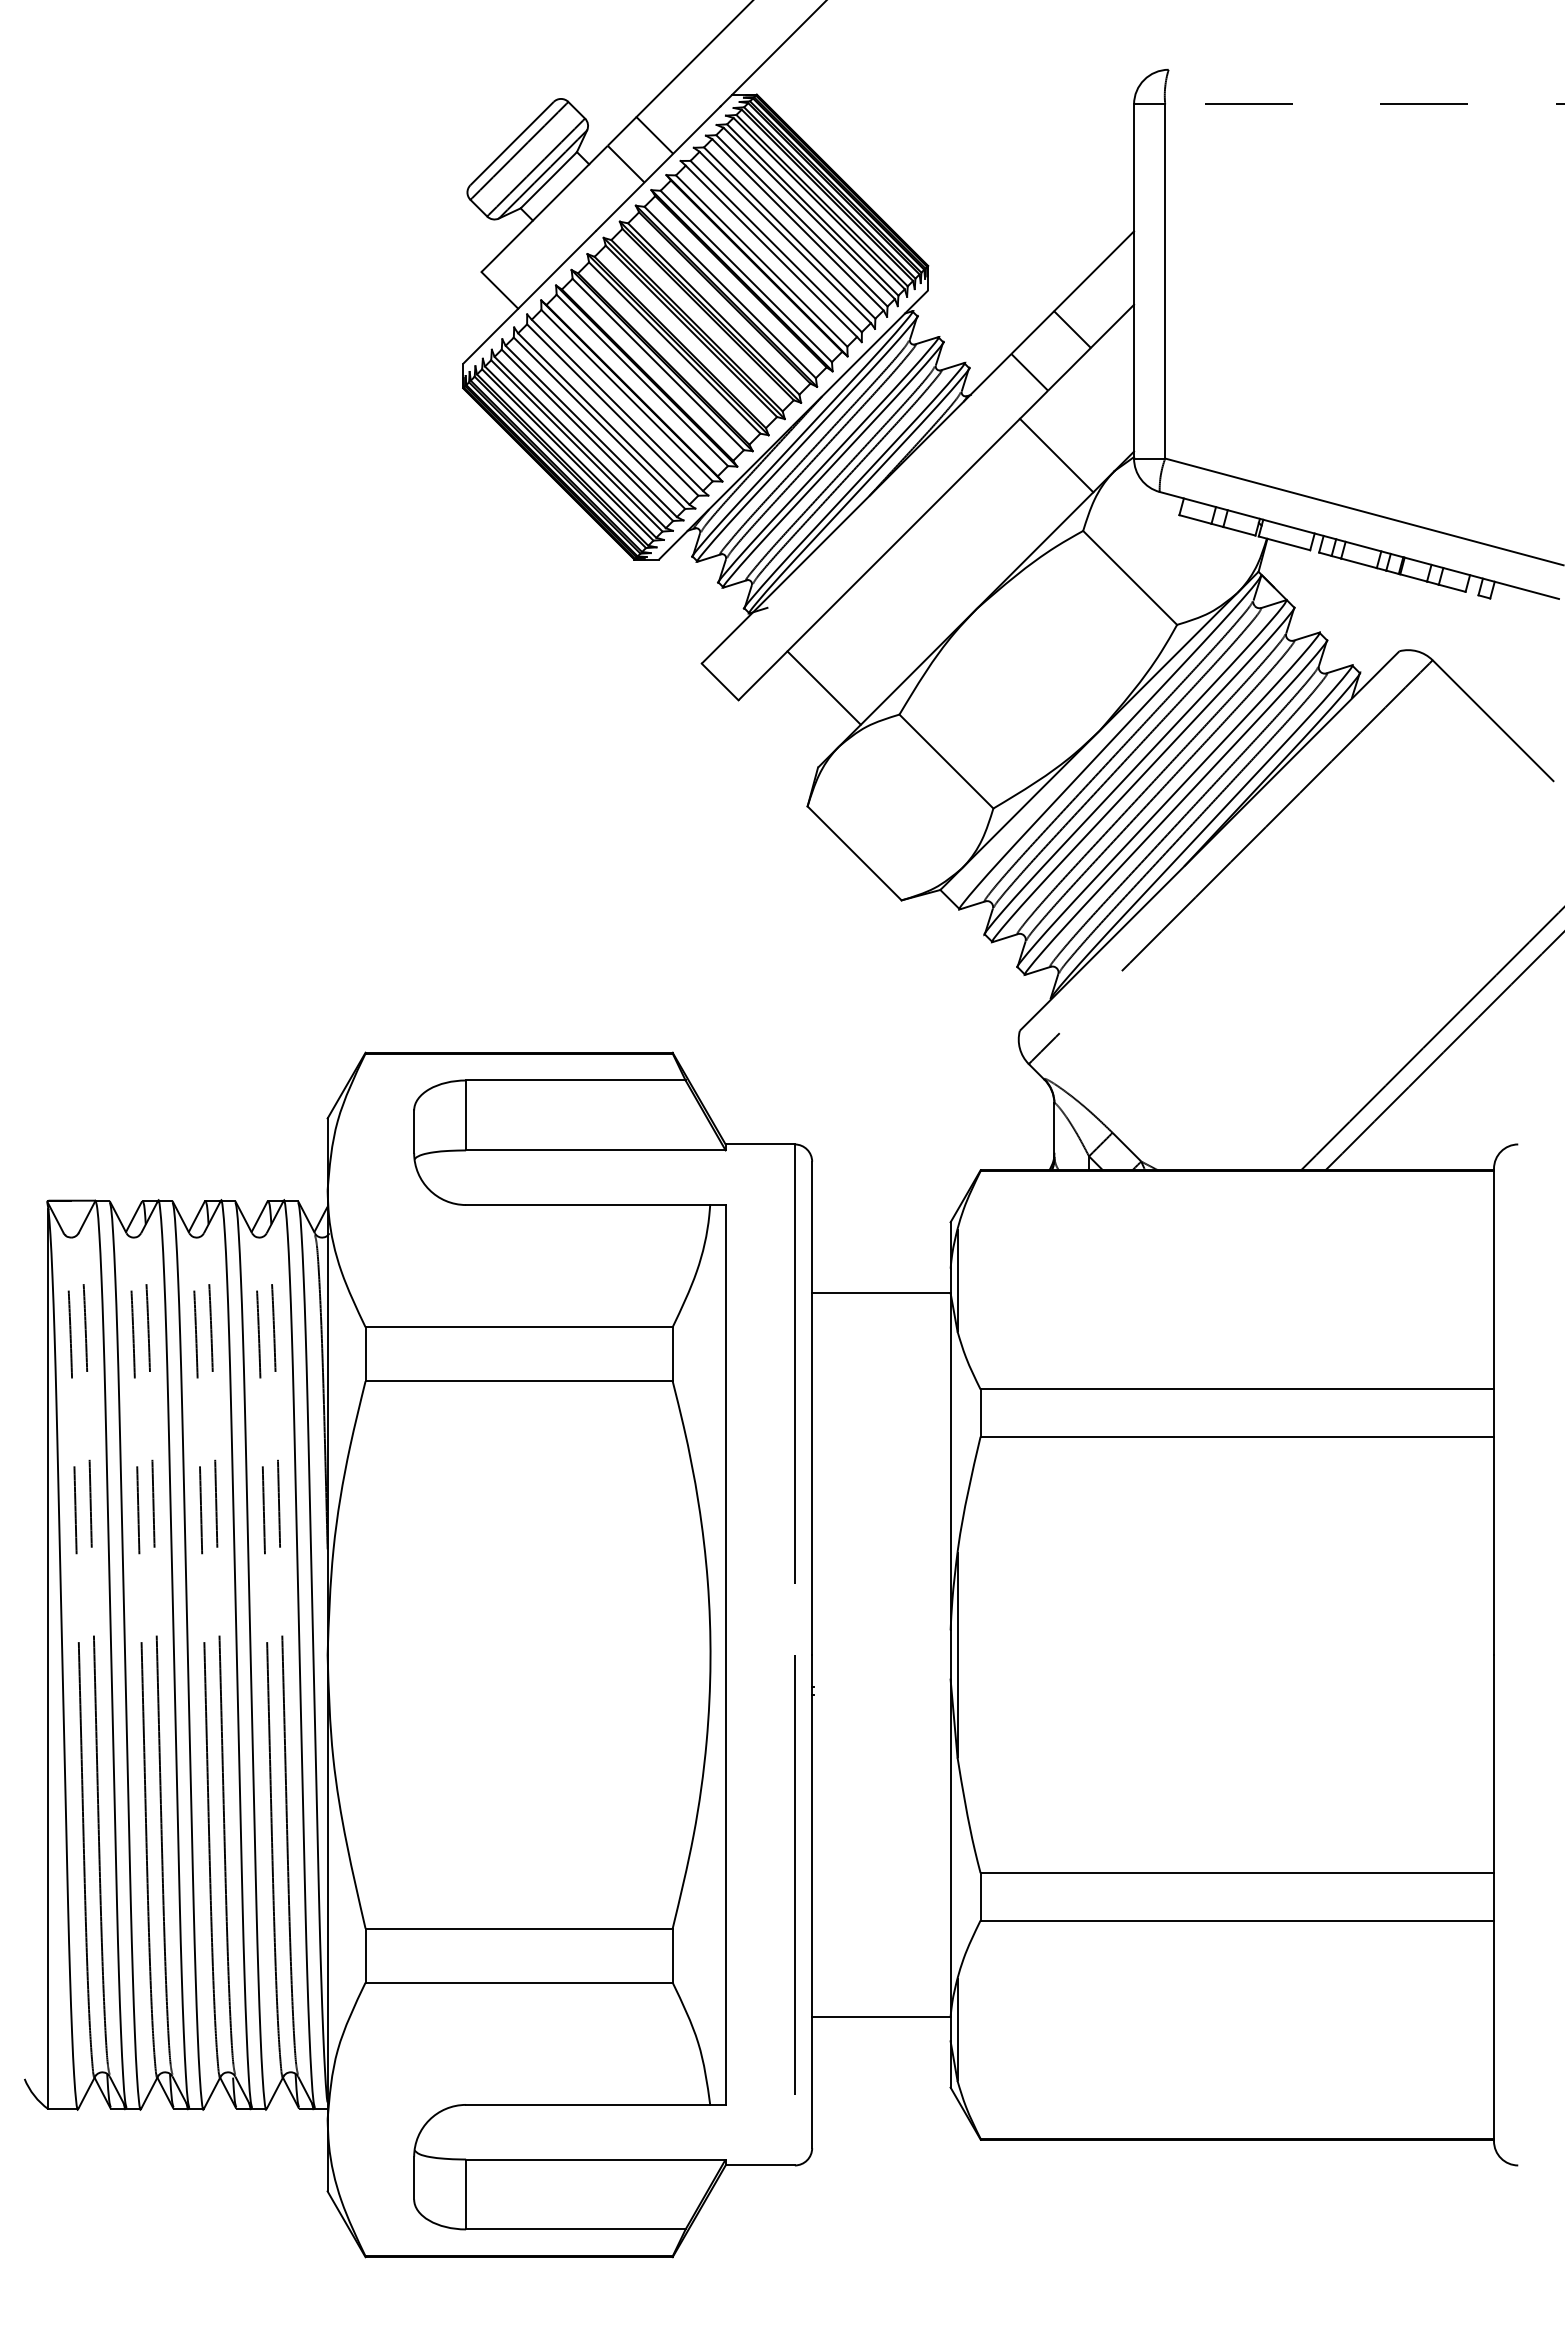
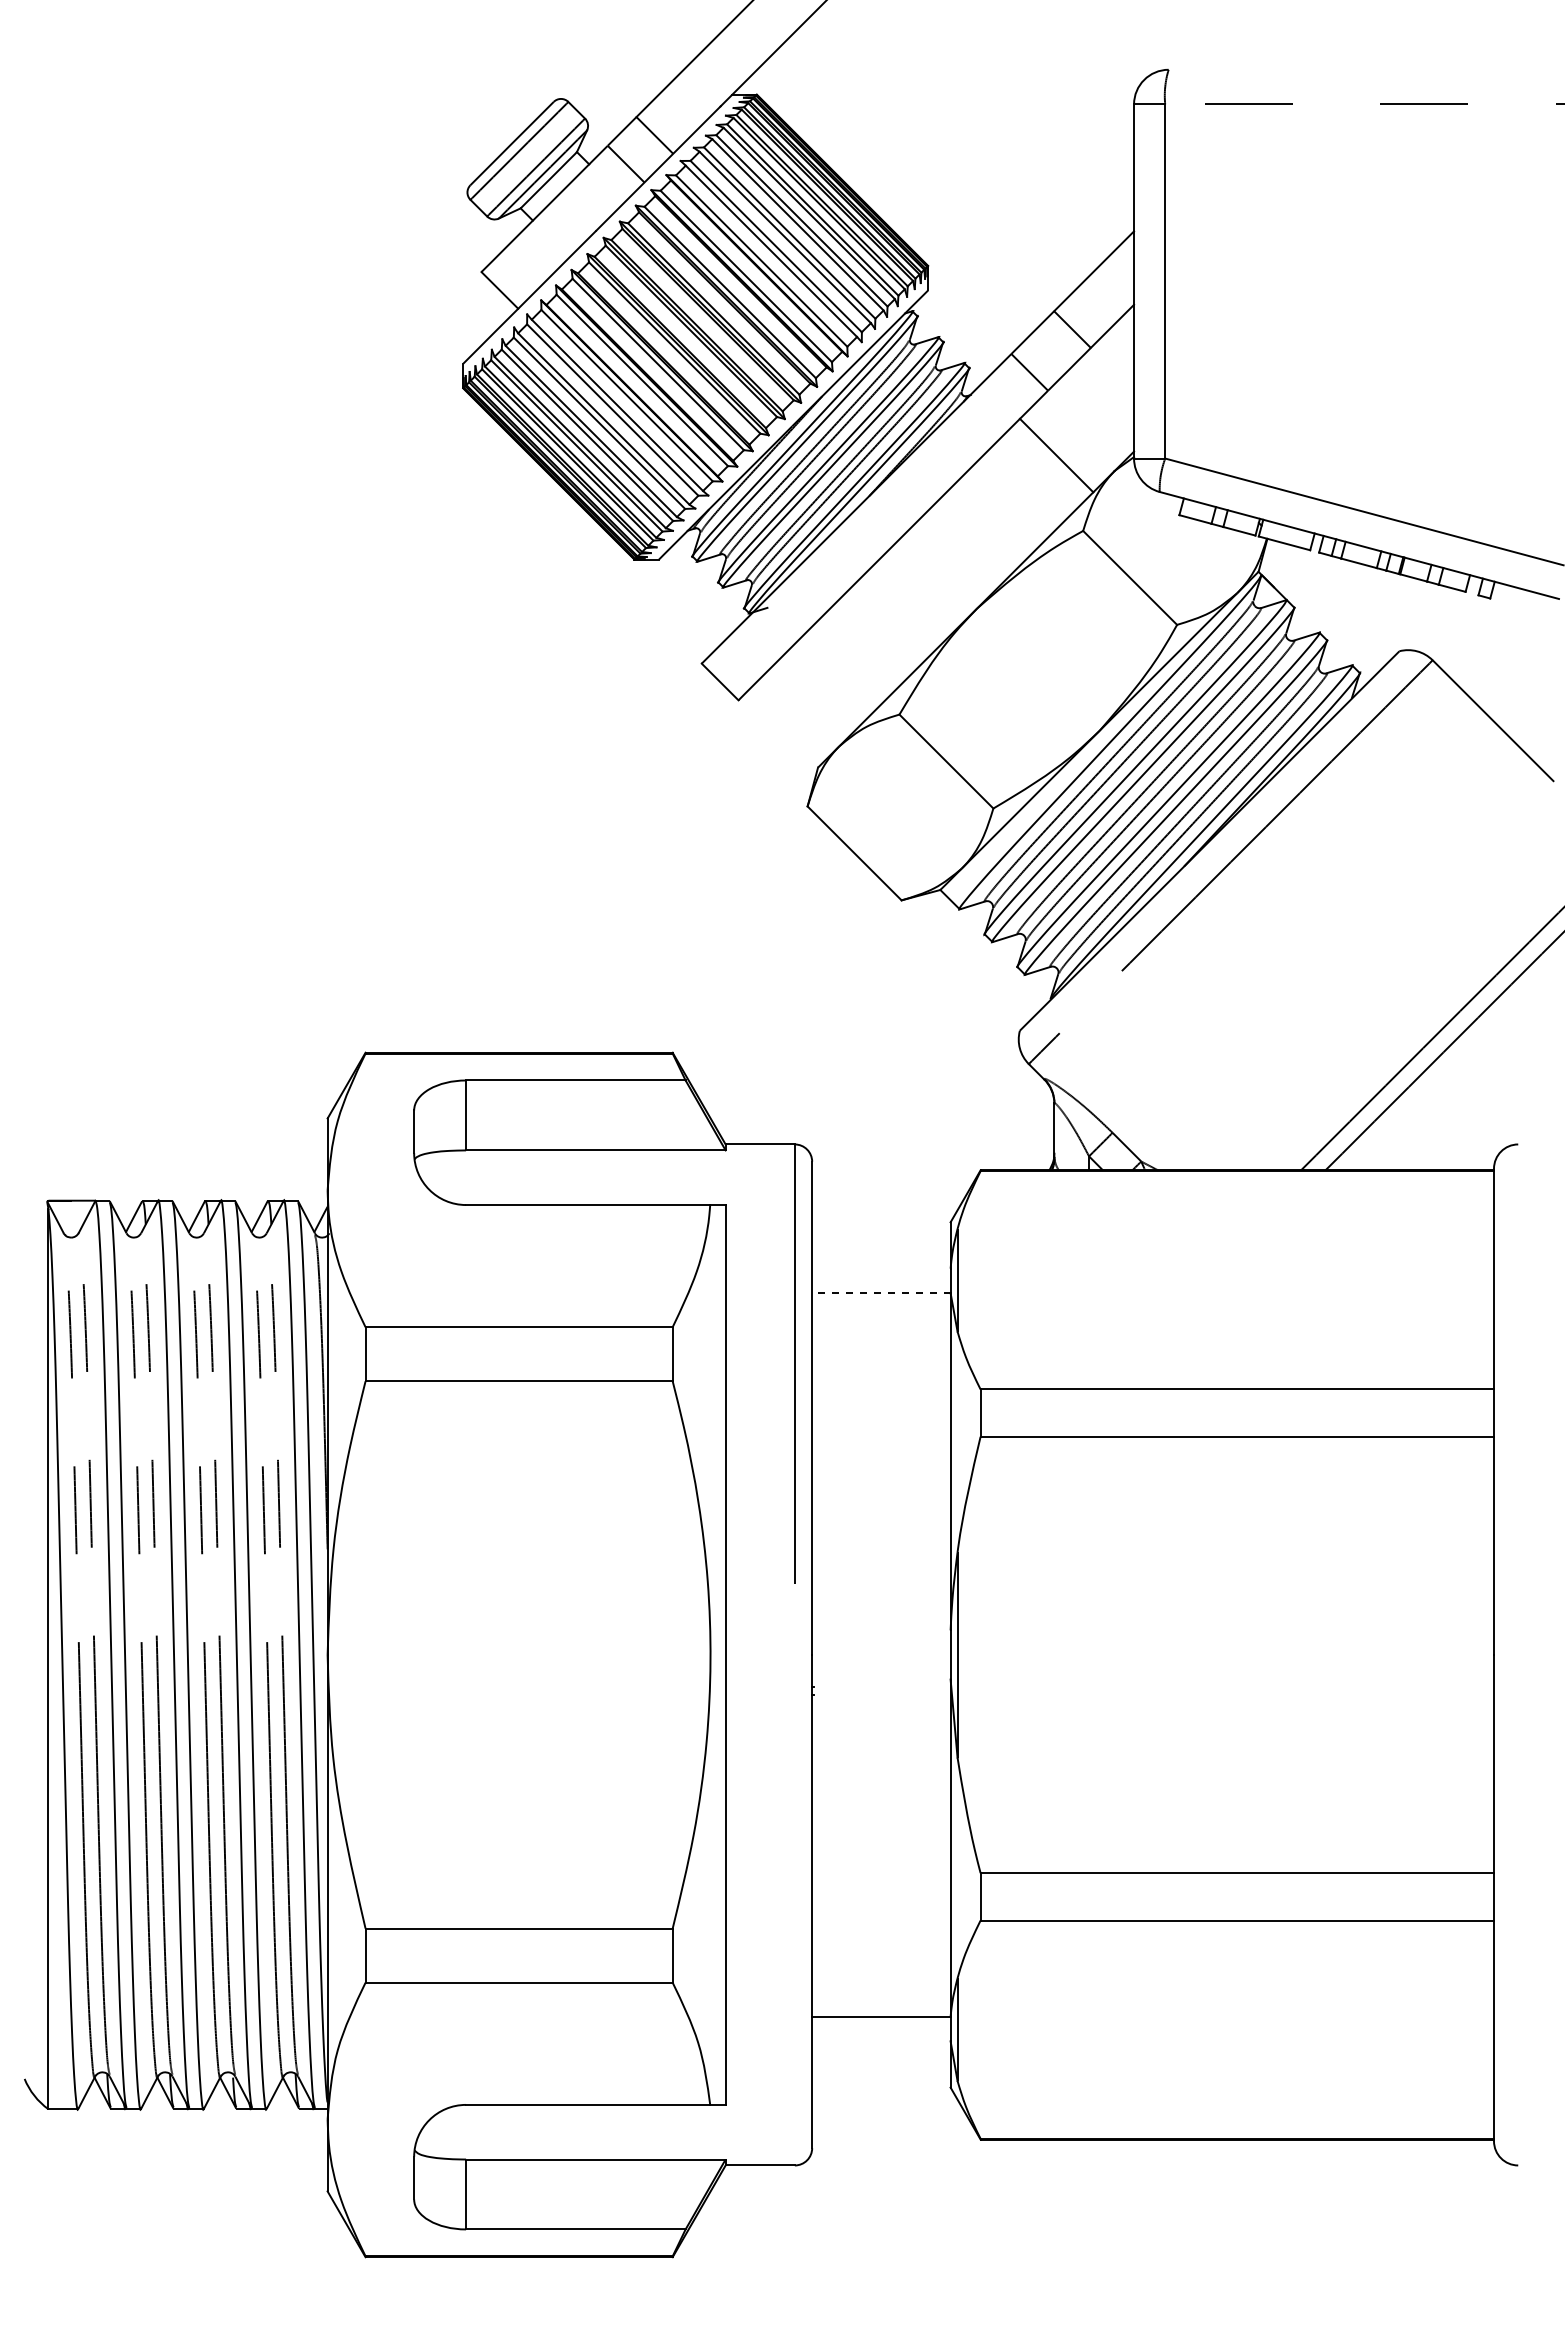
line: present -> none (823, 687)
line: solid -> dashed (880, 1293)
line: present -> none (794, 1874)
